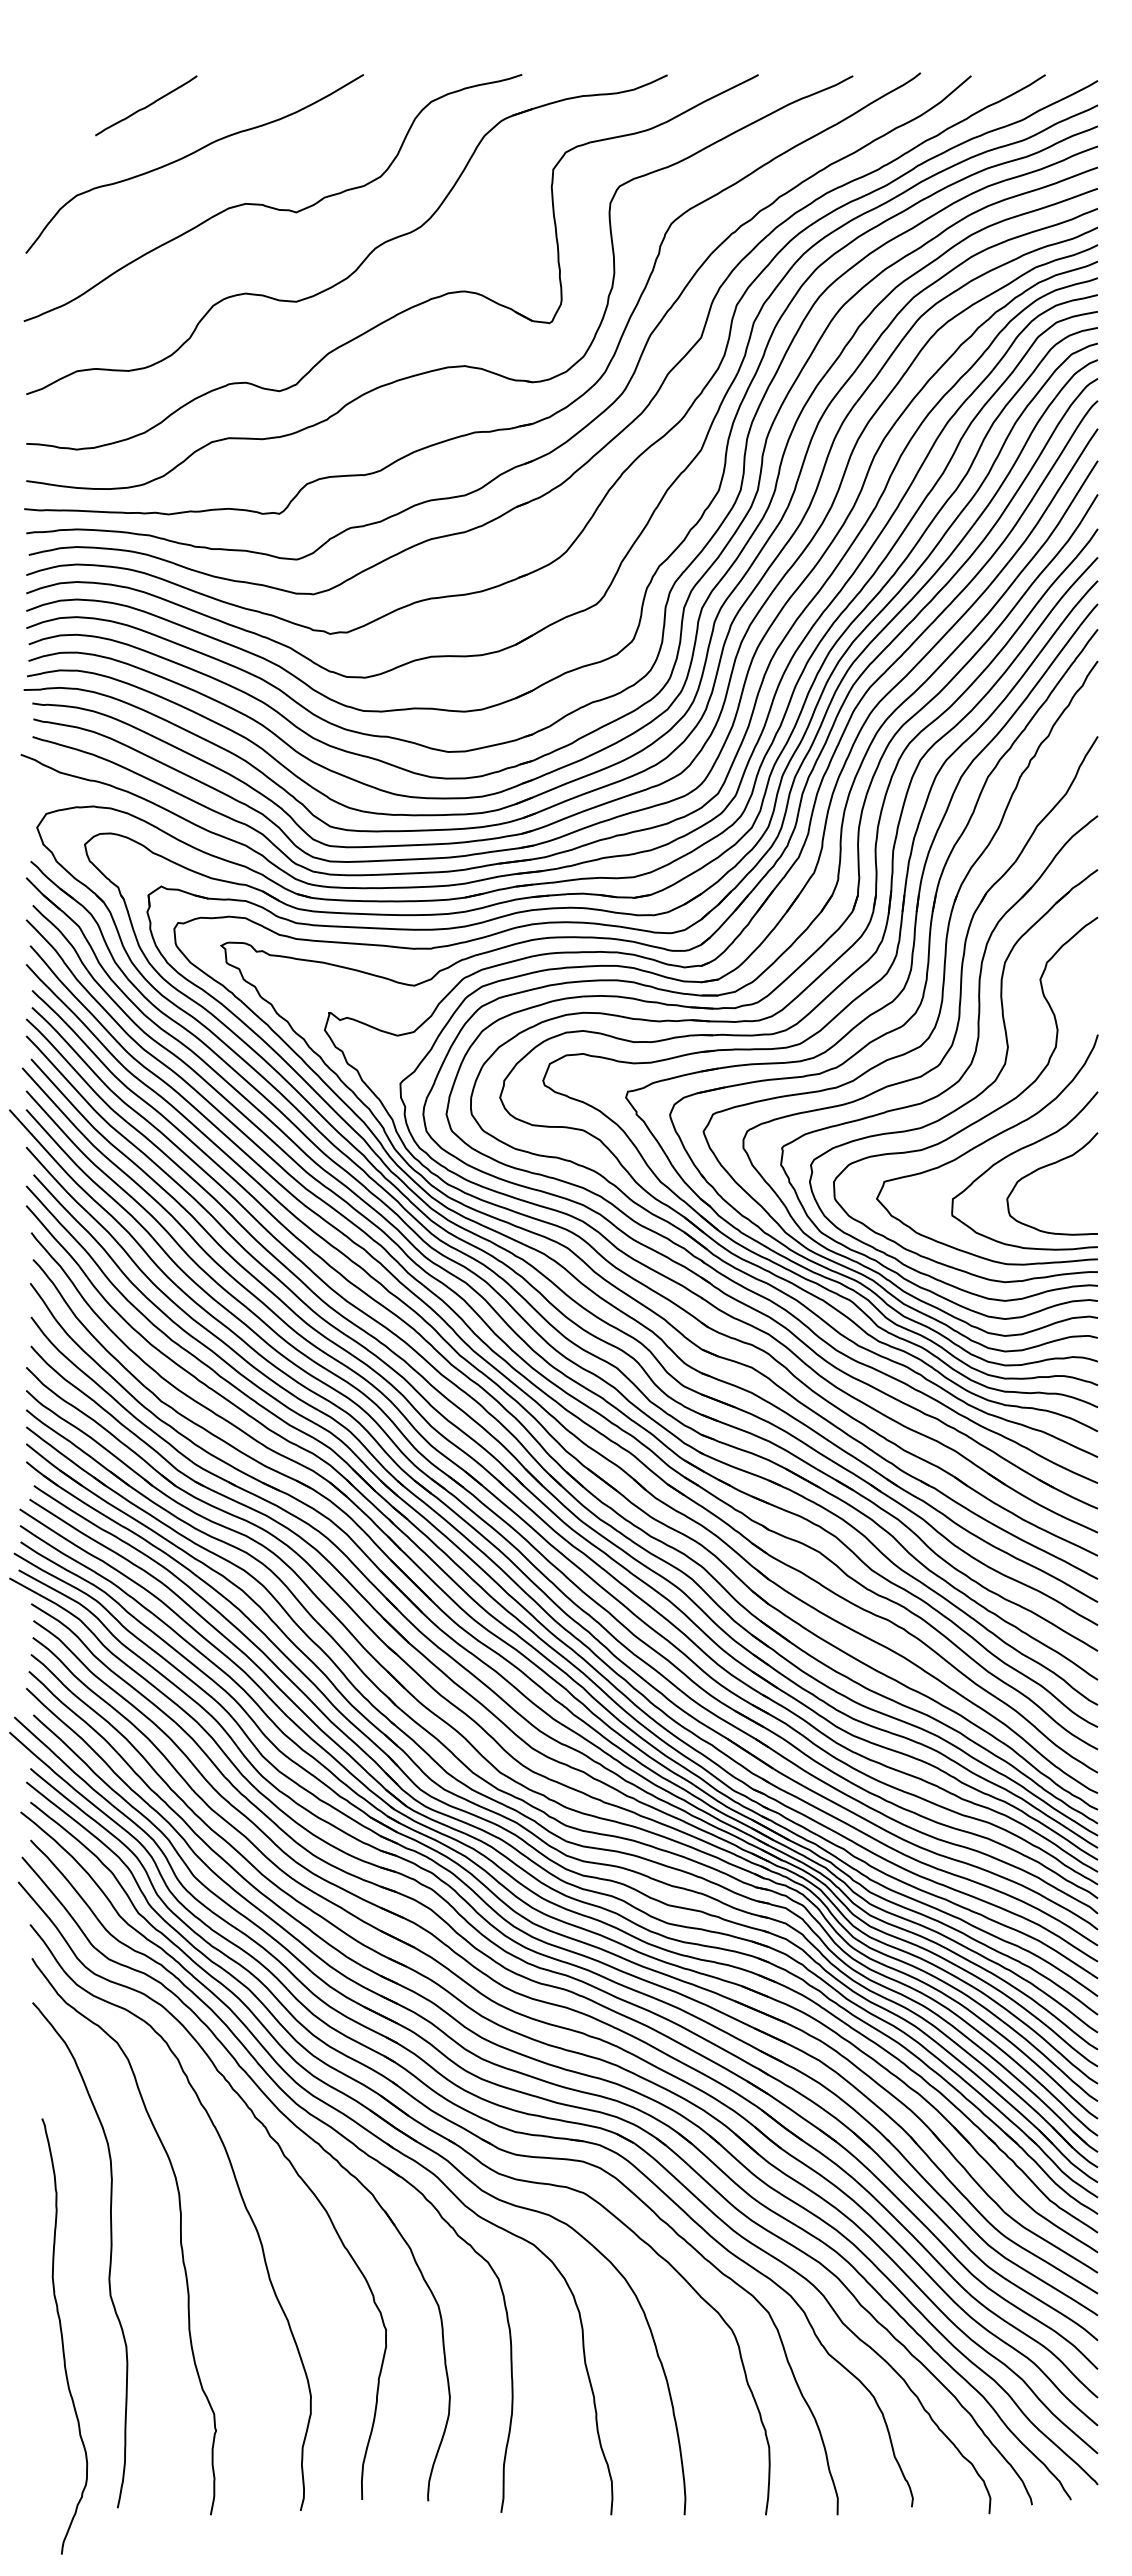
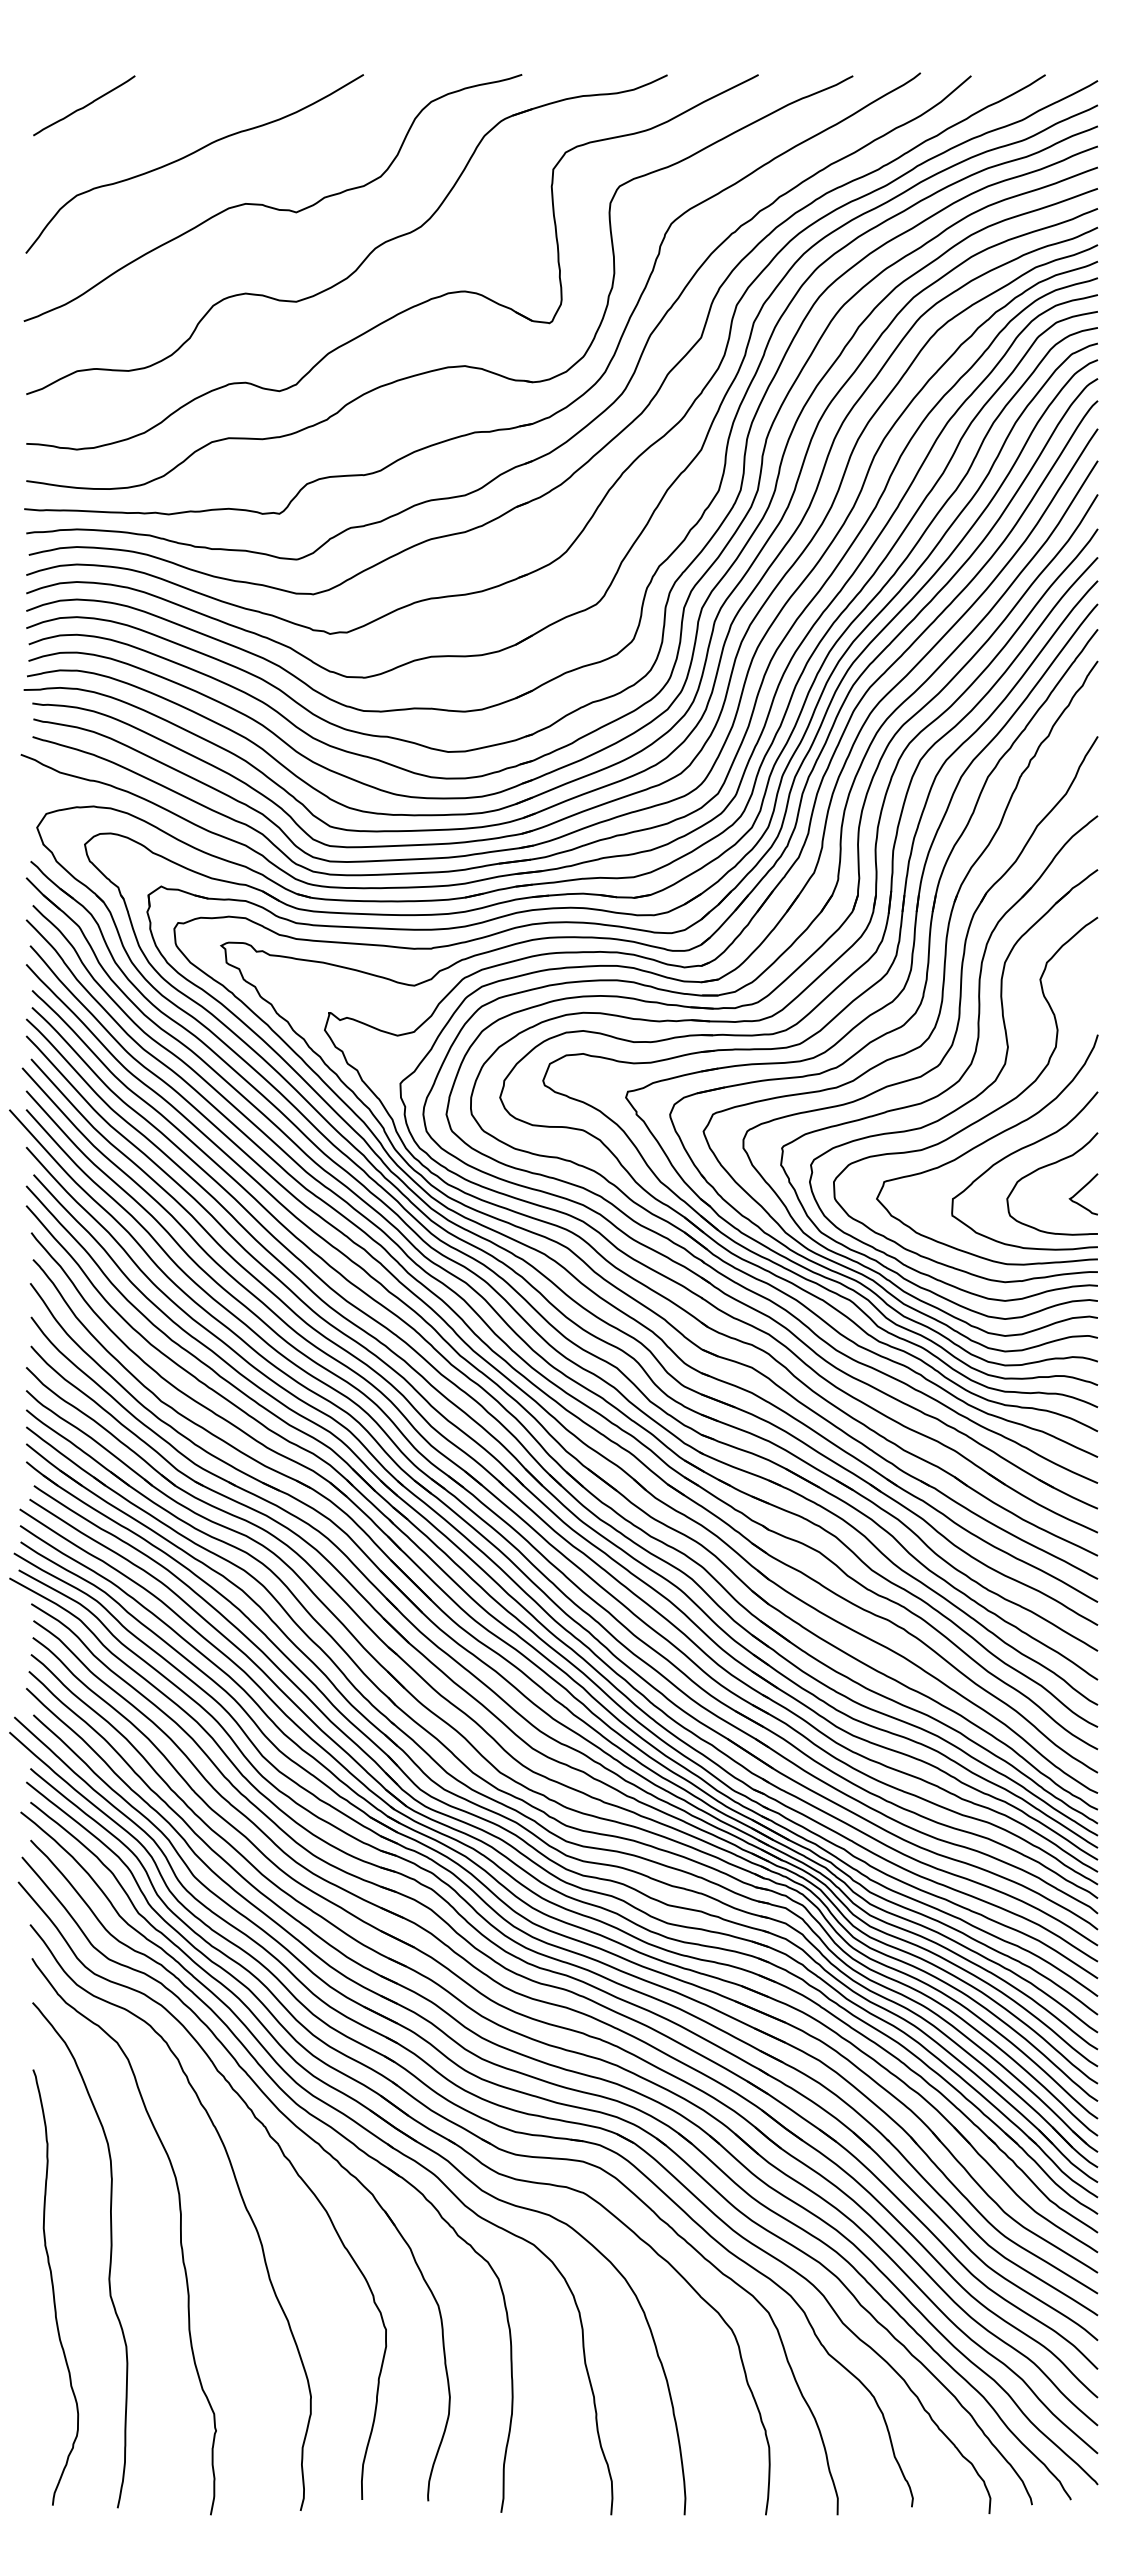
curve position: (147, 105) -> (85, 105) (85, 105)
curve: none -> present (1080, 1191)
curve position: (62, 2336) -> (53, 2287) (53, 2287)
